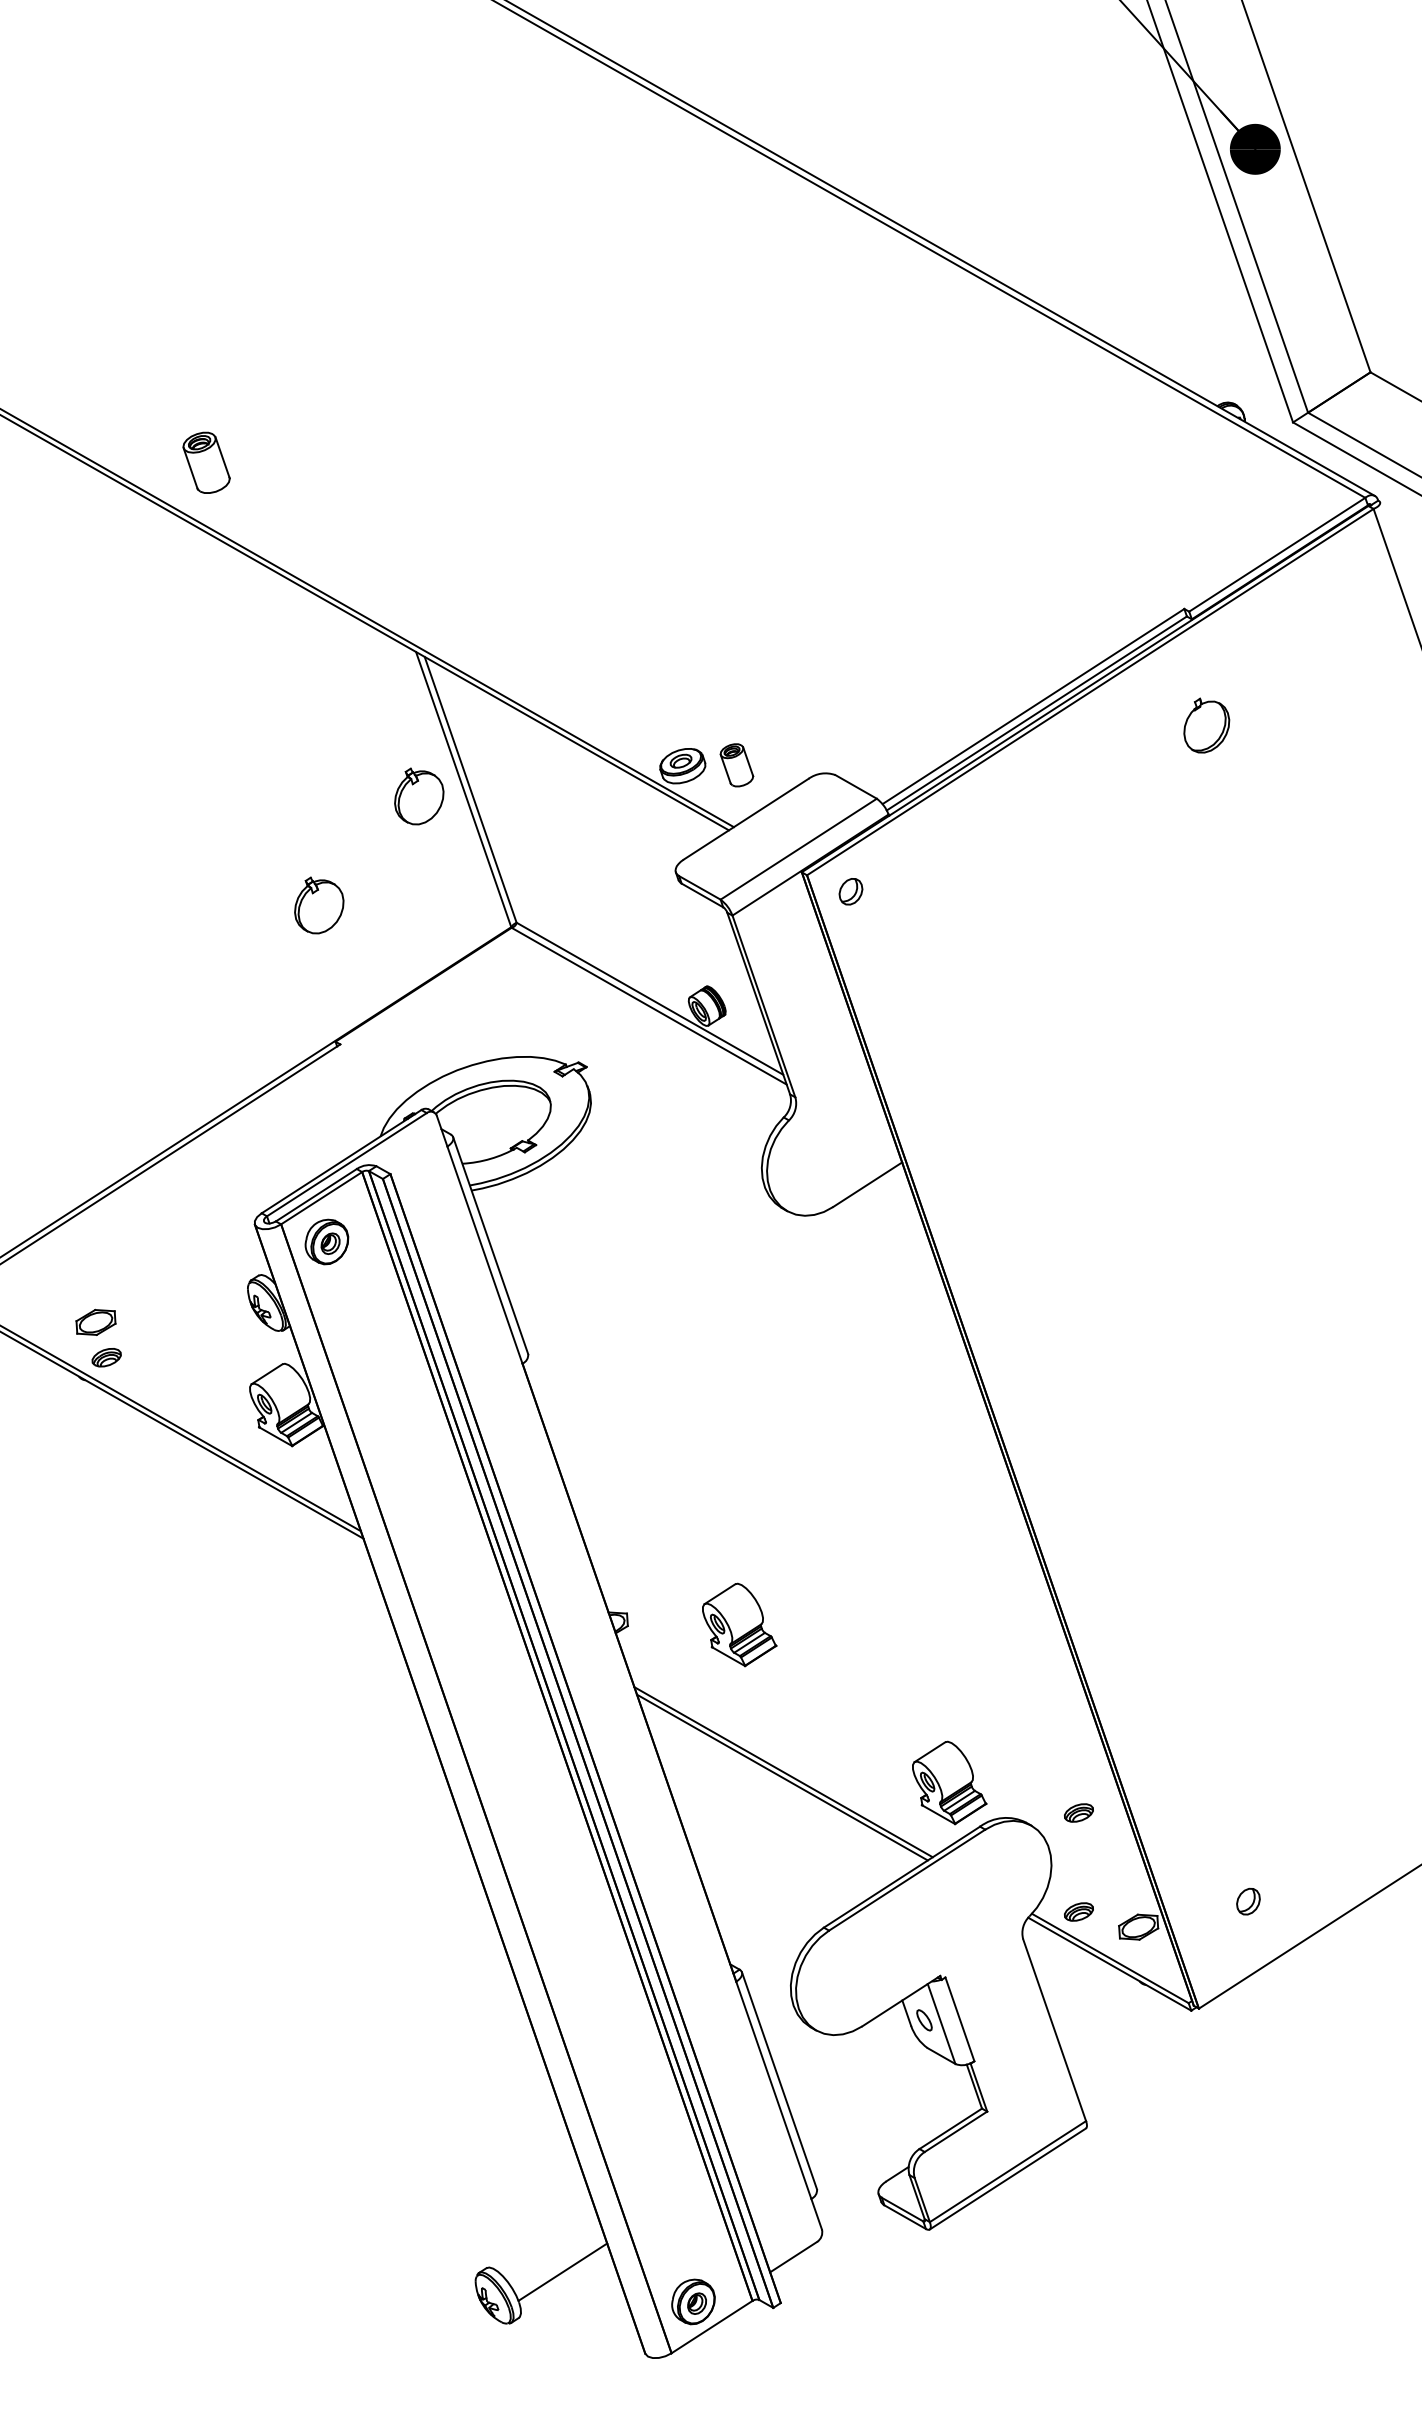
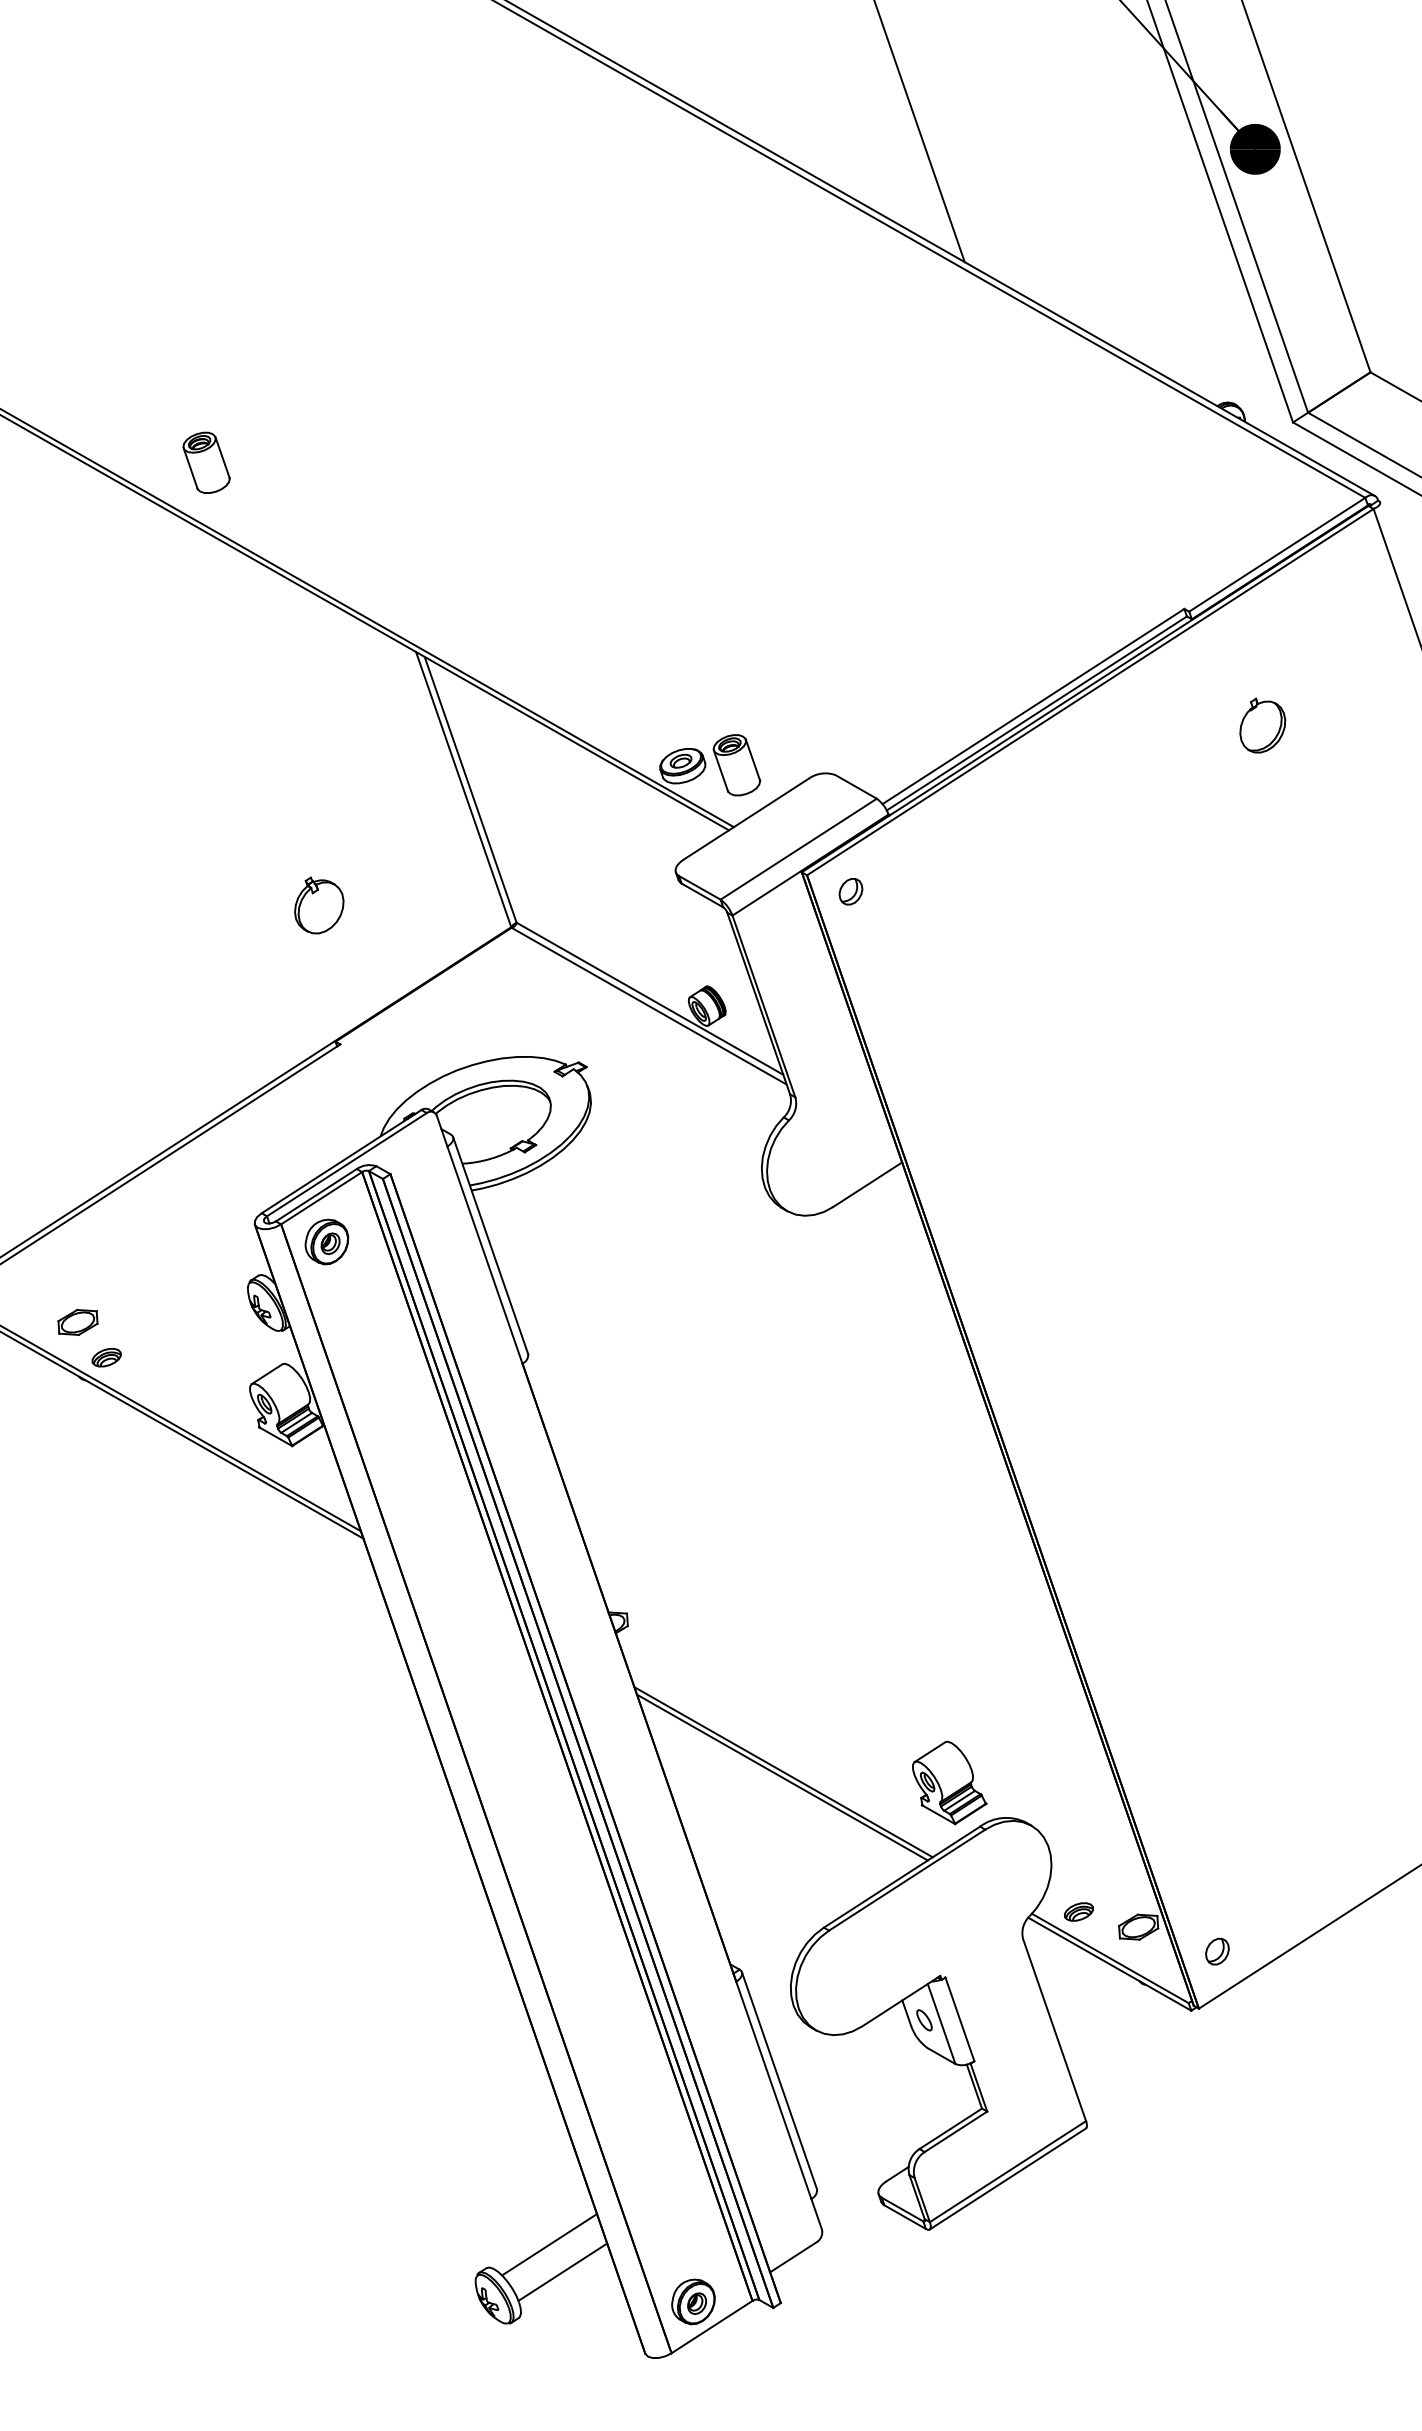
line: none -> present (919, 132)
part position: (1206, 725) -> (1262, 725) (1262, 725)
part size: 36x45 px -> 50x63 px (736, 765)
part: present -> none (419, 796)
part position: (95, 1321) -> (77, 1321) (77, 1321)
part: present -> none (739, 1624)
part: present -> none (1078, 1812)
part position: (1248, 1901) -> (1217, 1951) (1217, 1951)
line: none -> present (549, 2244)
